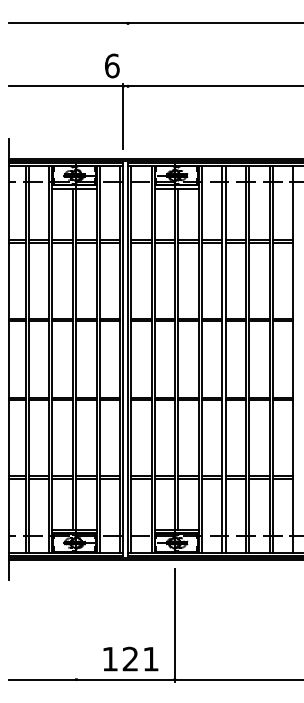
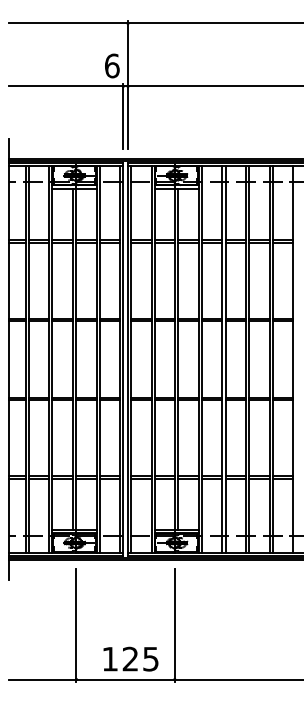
line: none -> present (128, 85)
line: none -> present (76, 625)
text: 121 -> 125 (150, 659)
